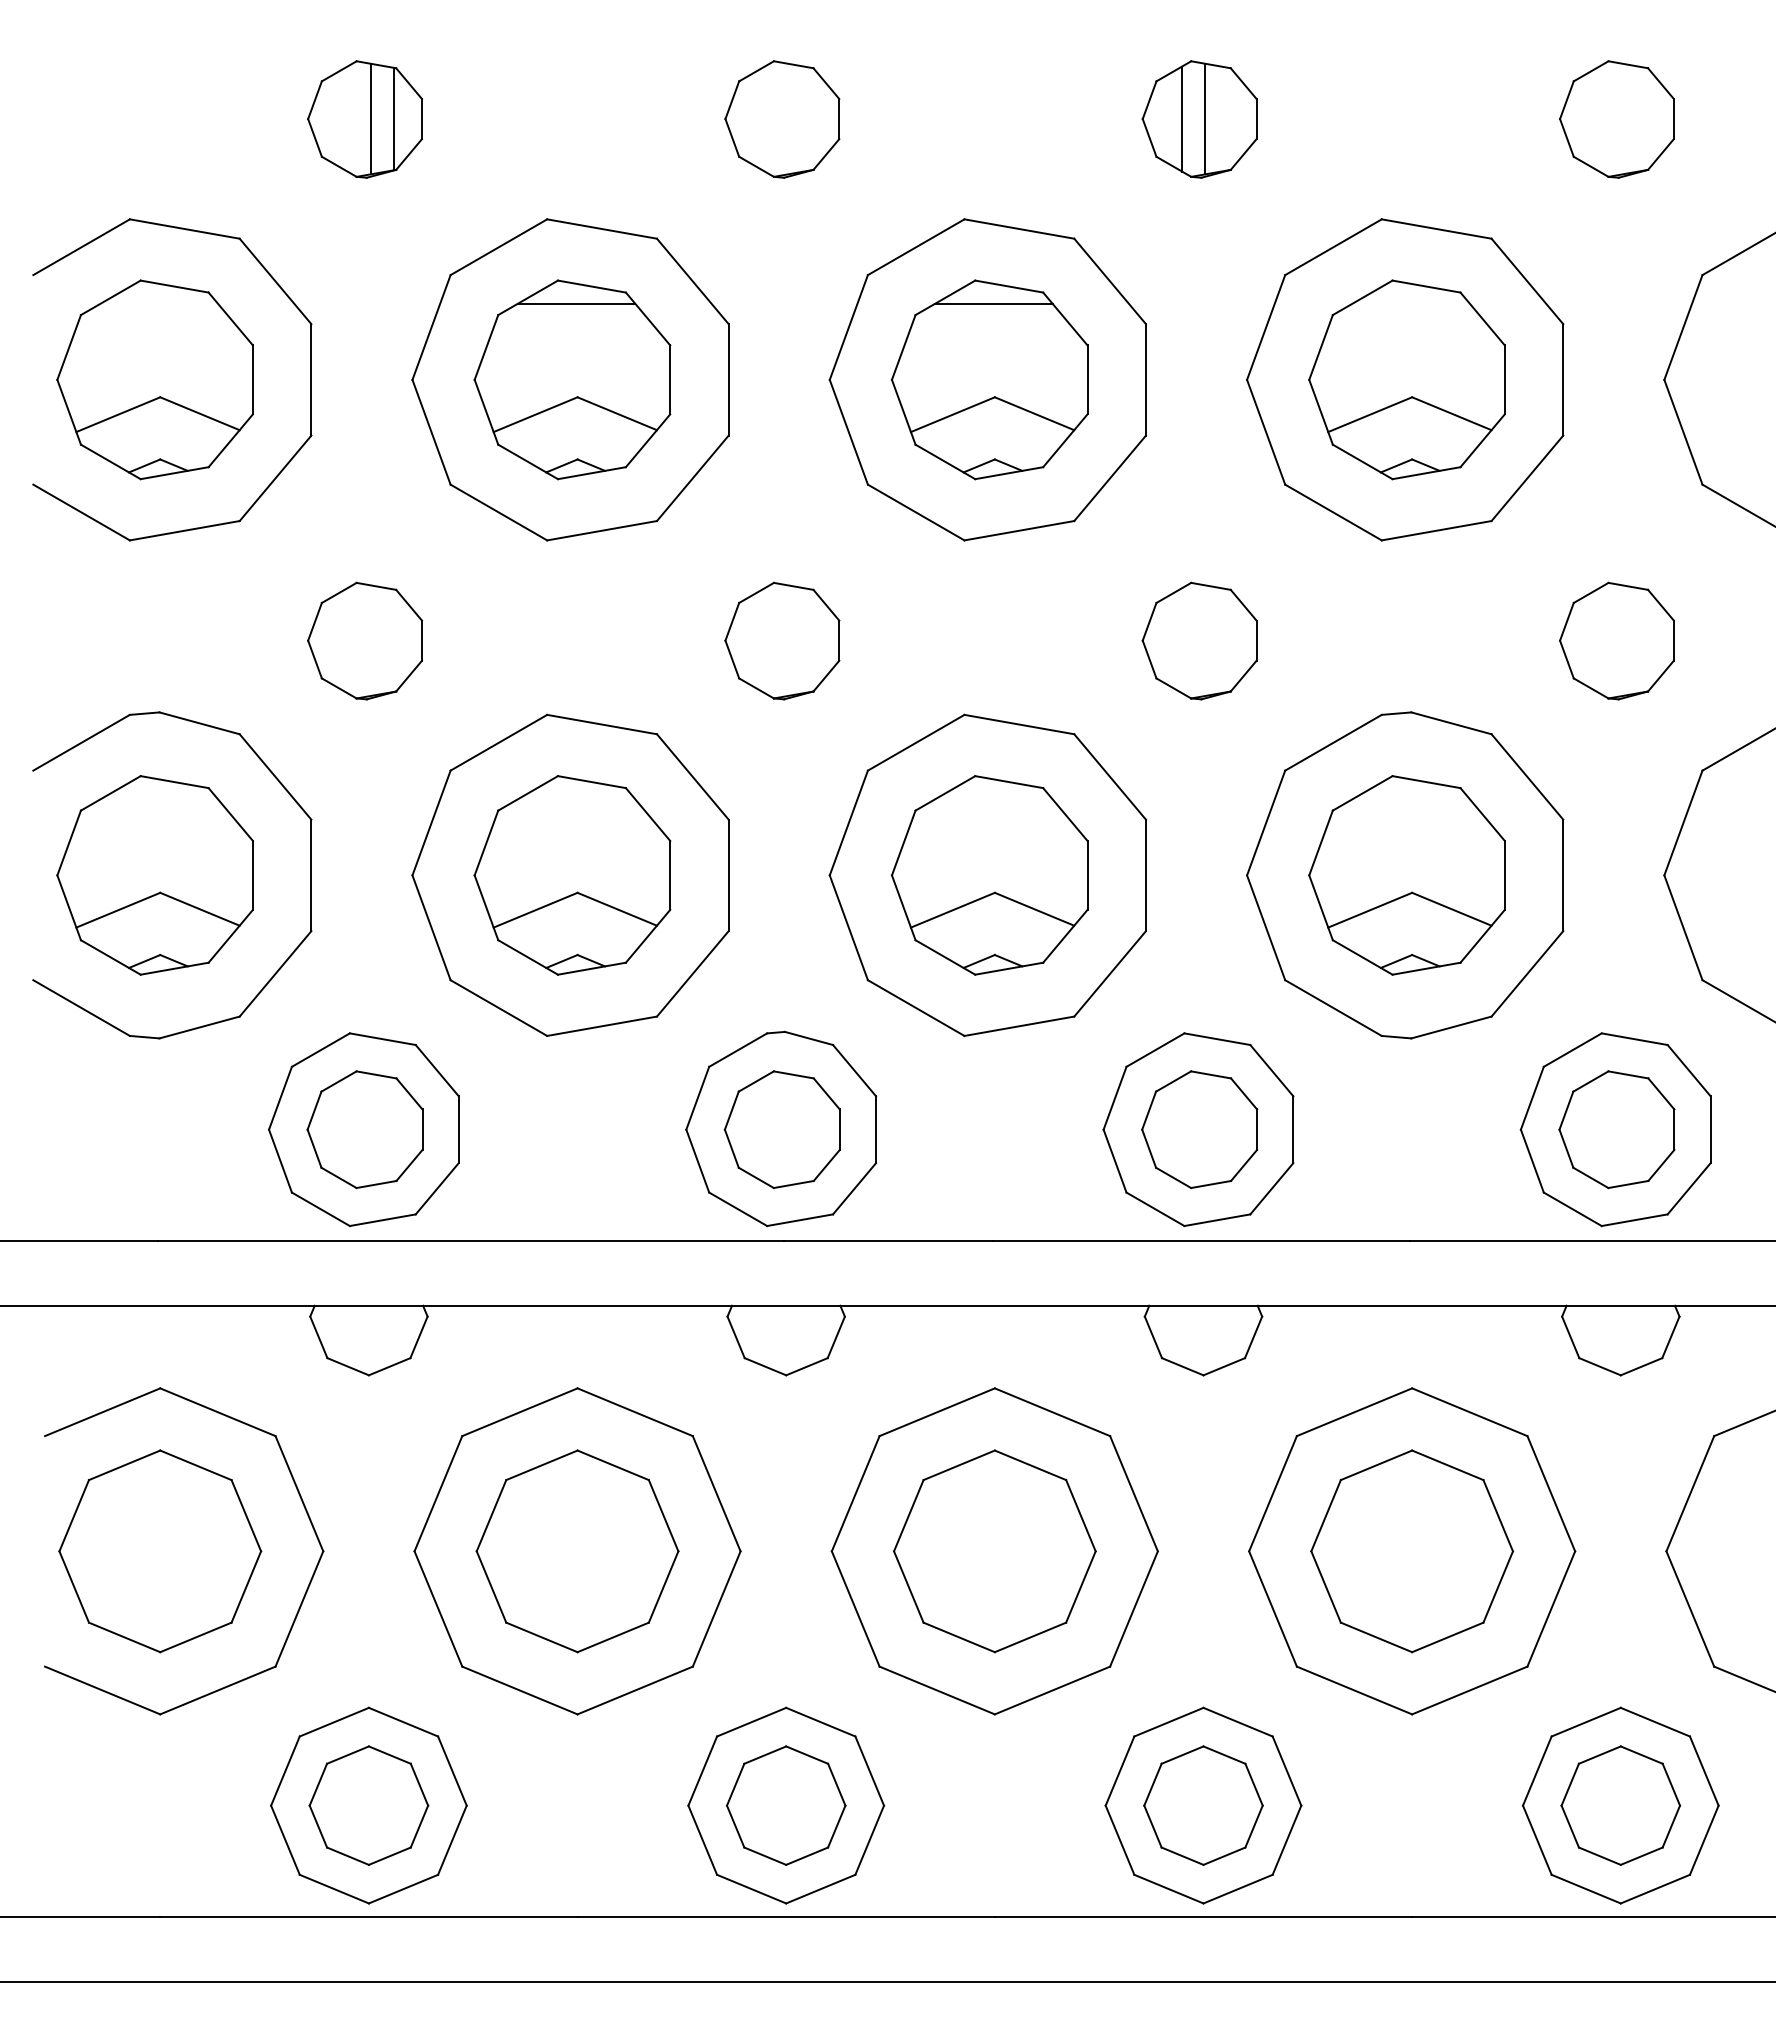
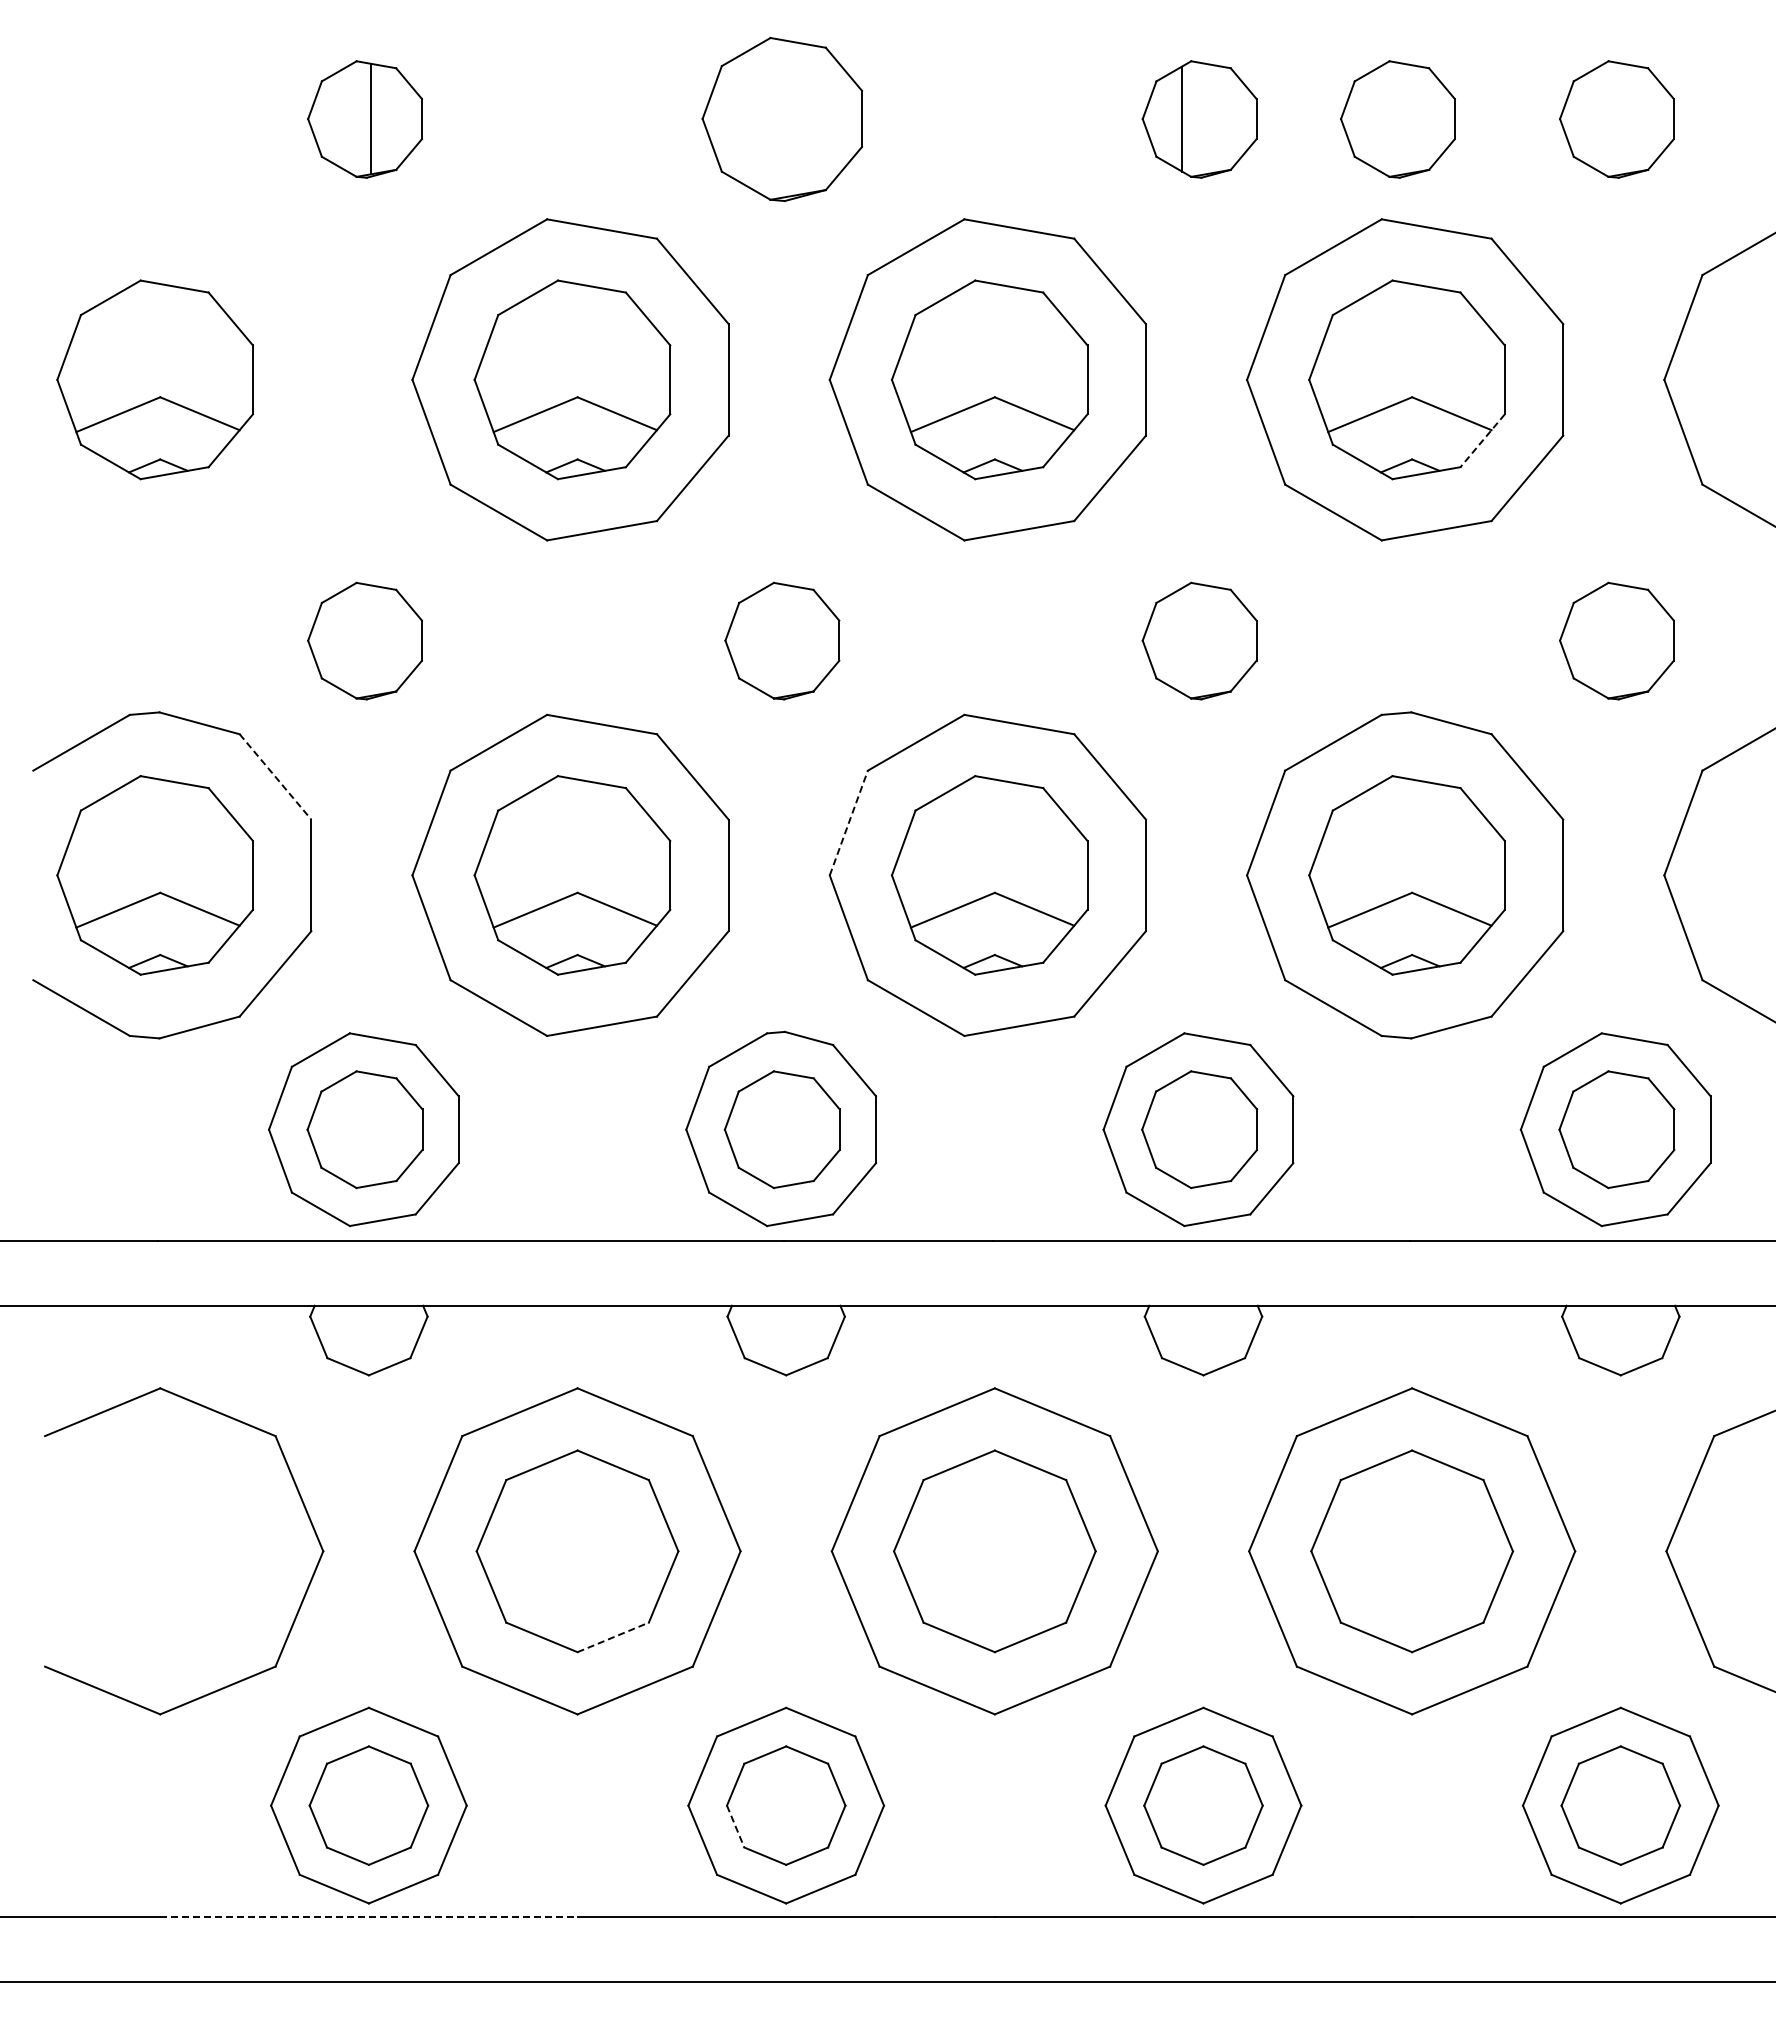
line: present -> none (393, 118)
line: present -> none (1205, 118)
part size: 117x119 px -> 162x166 px (781, 118)
part: none -> present (1397, 119)
line: present -> none (576, 303)
line: present -> none (993, 303)
part: present -> none (310, 379)
line: solid -> dashed (1482, 441)
line: solid -> dashed (275, 776)
line: solid -> dashed (848, 823)
part: present -> none (160, 1551)
line: solid -> dashed (613, 1637)
line: solid -> dashed (735, 1826)
line: solid -> dashed (368, 1916)
